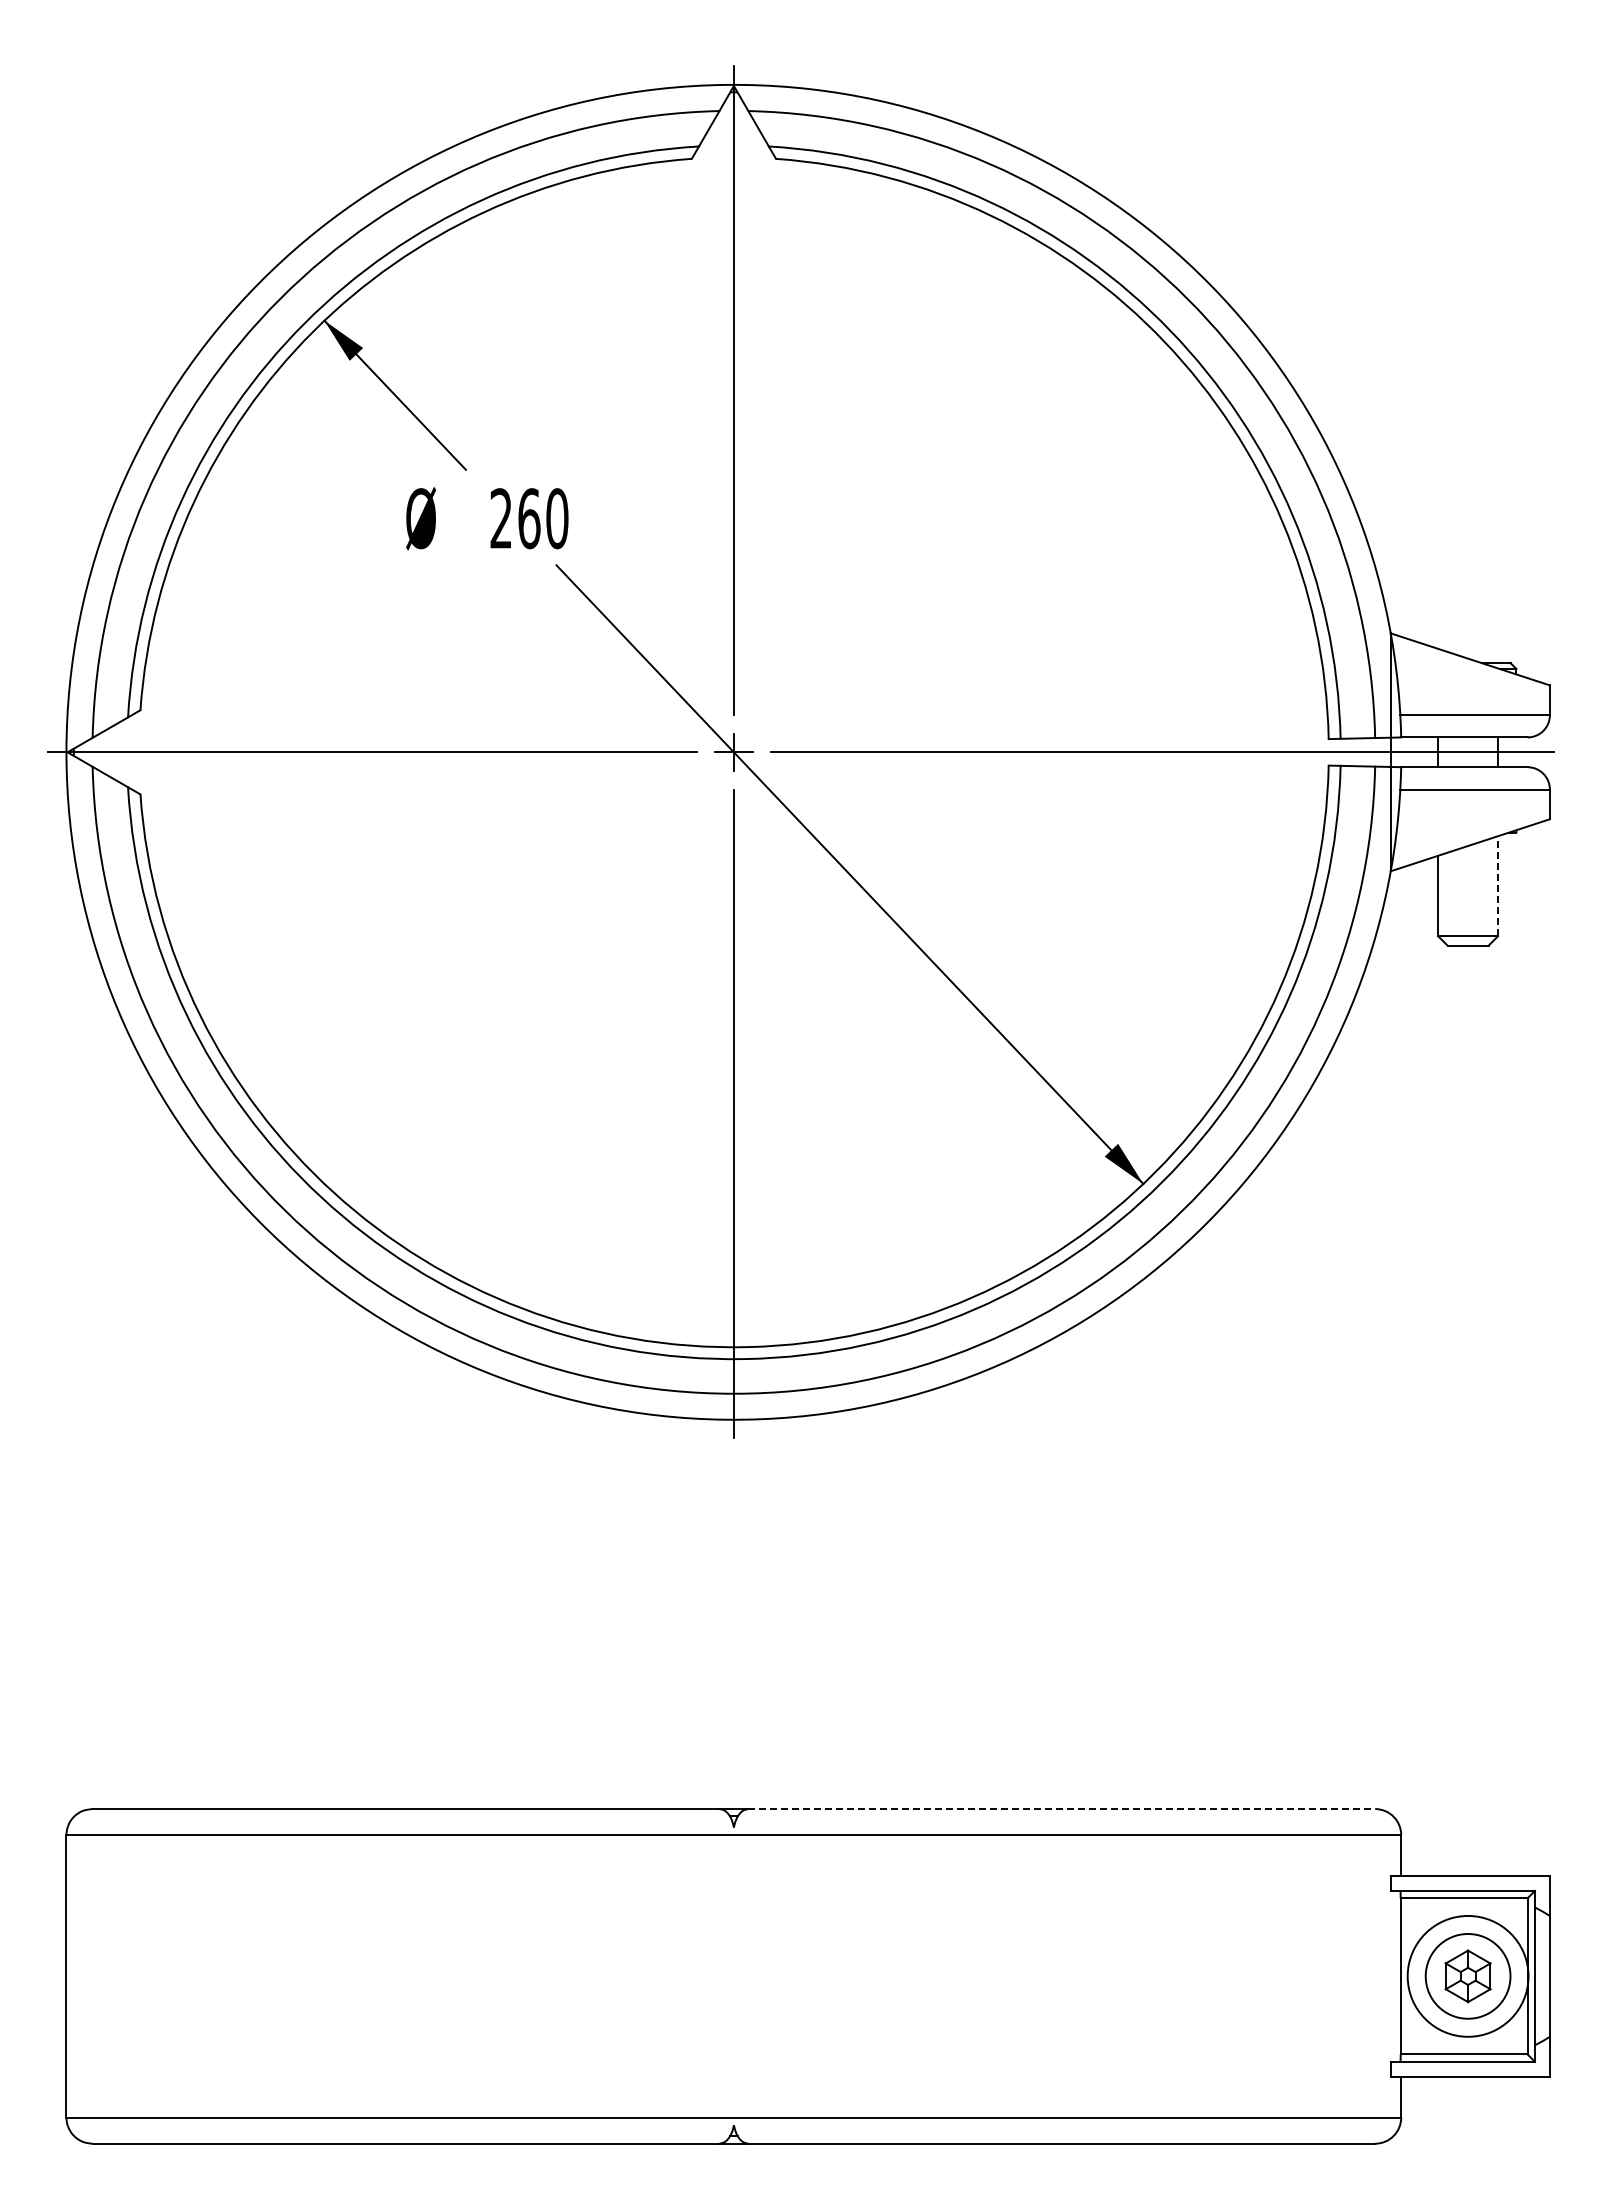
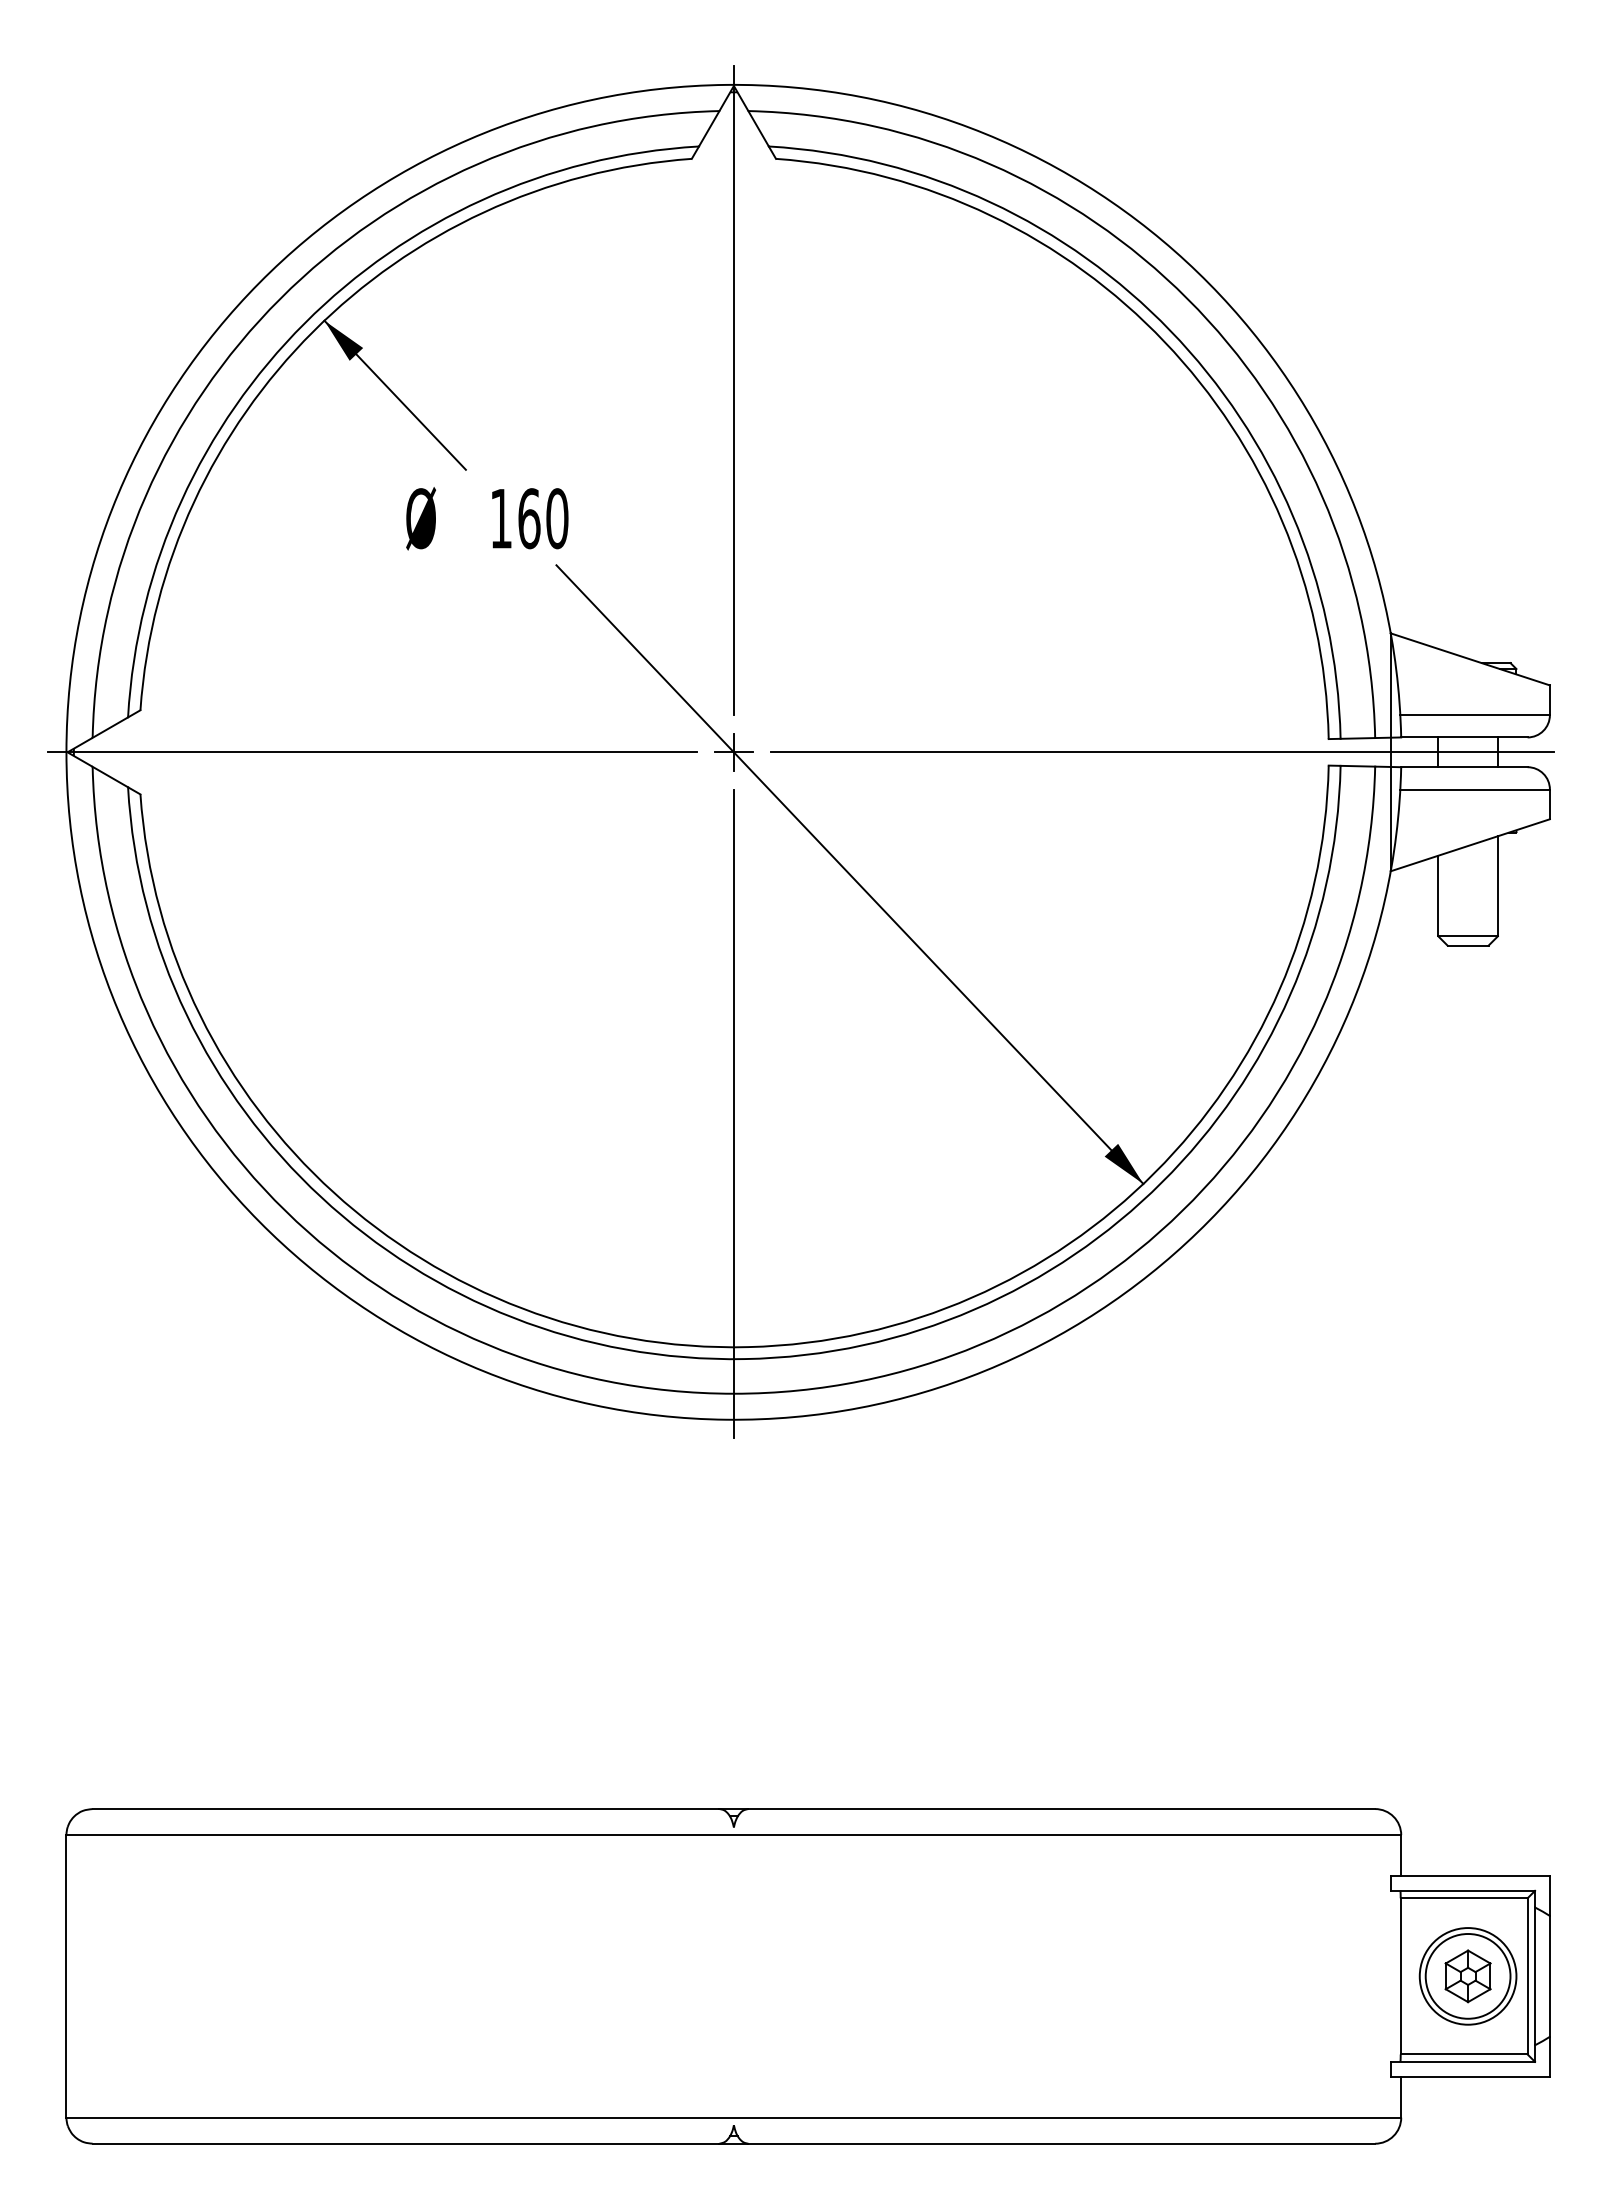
text: 260 -> 160 (500, 518)
line: dashed -> solid (1497, 885)
line: dashed -> solid (1062, 1809)
circle diameter: 121 px -> 97 px (1467, 1976)
